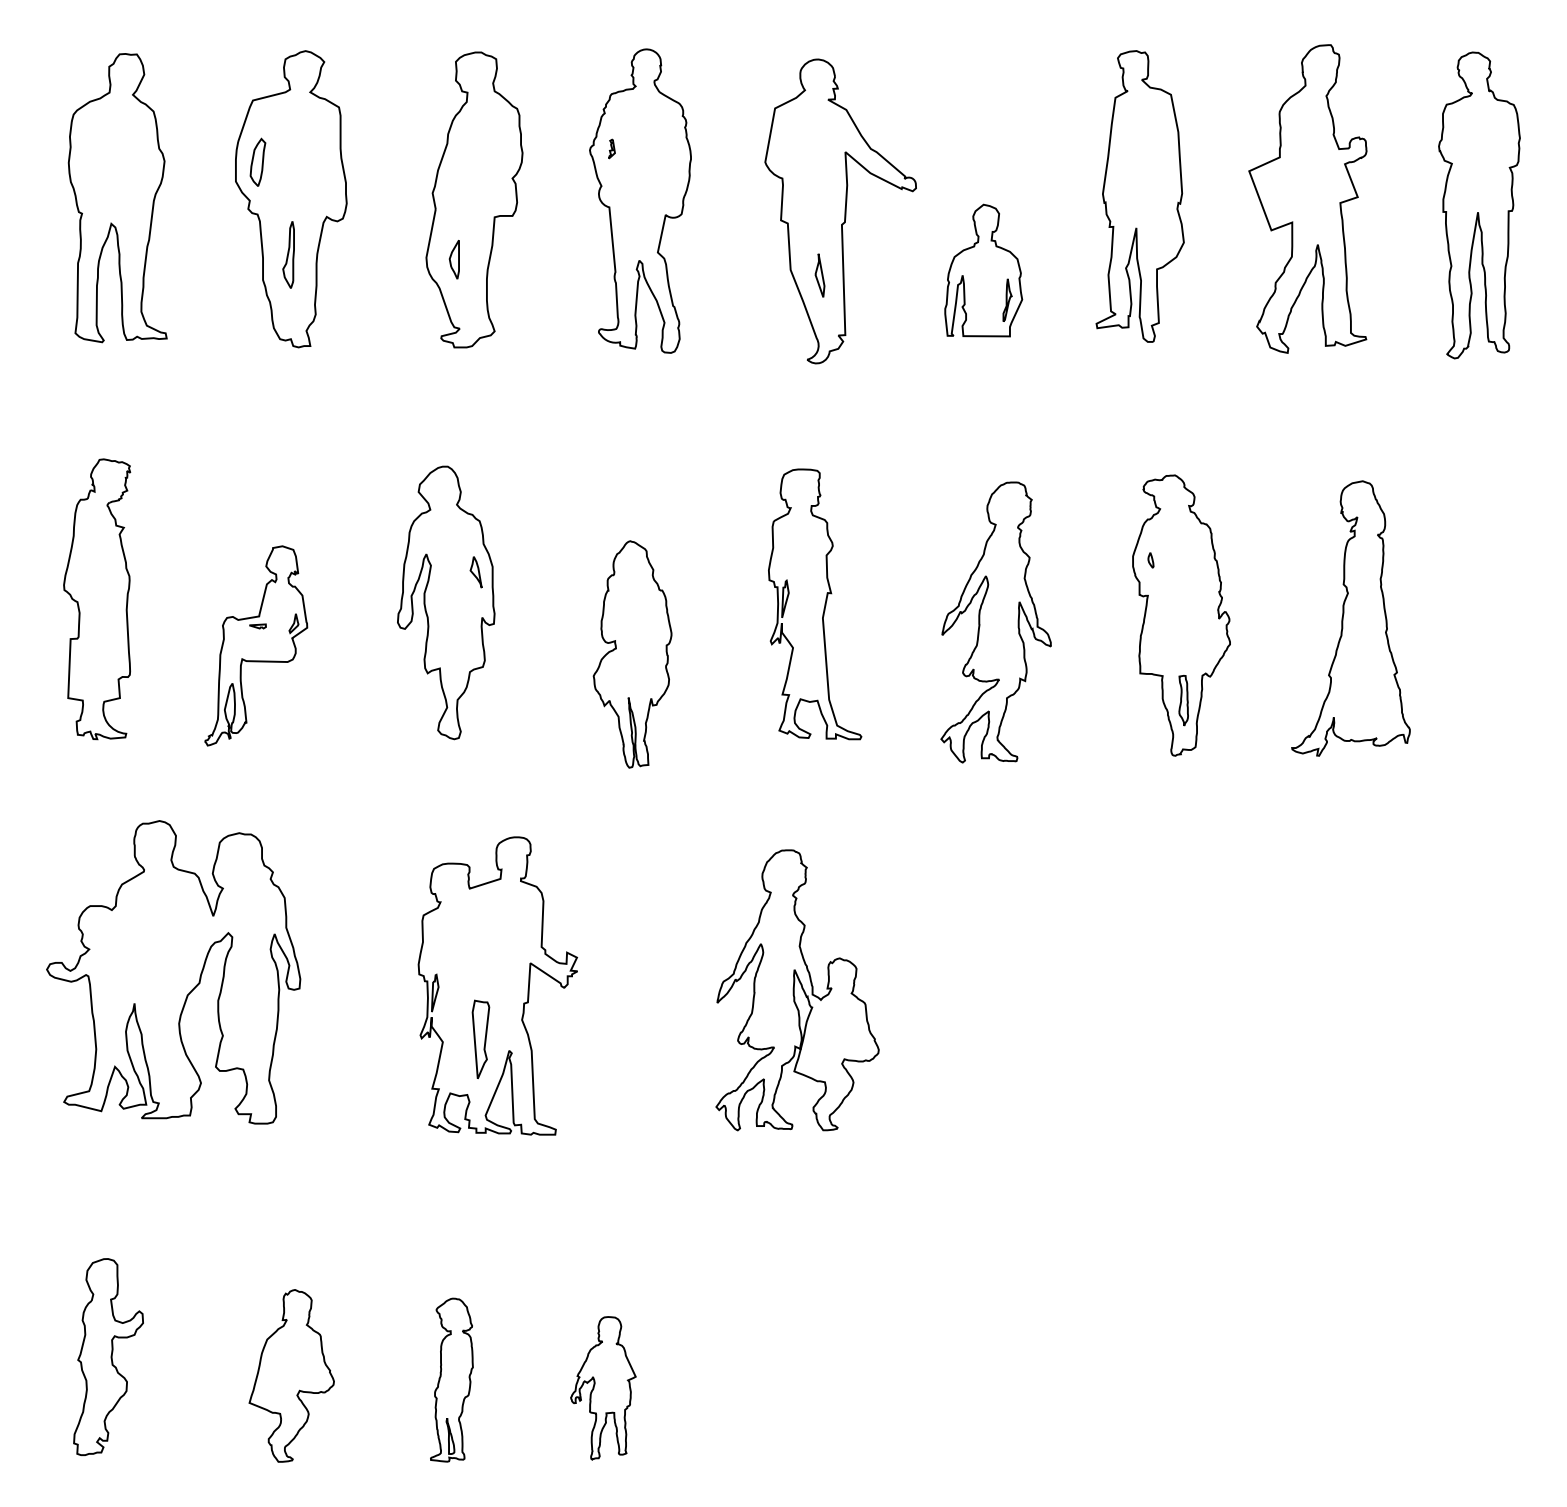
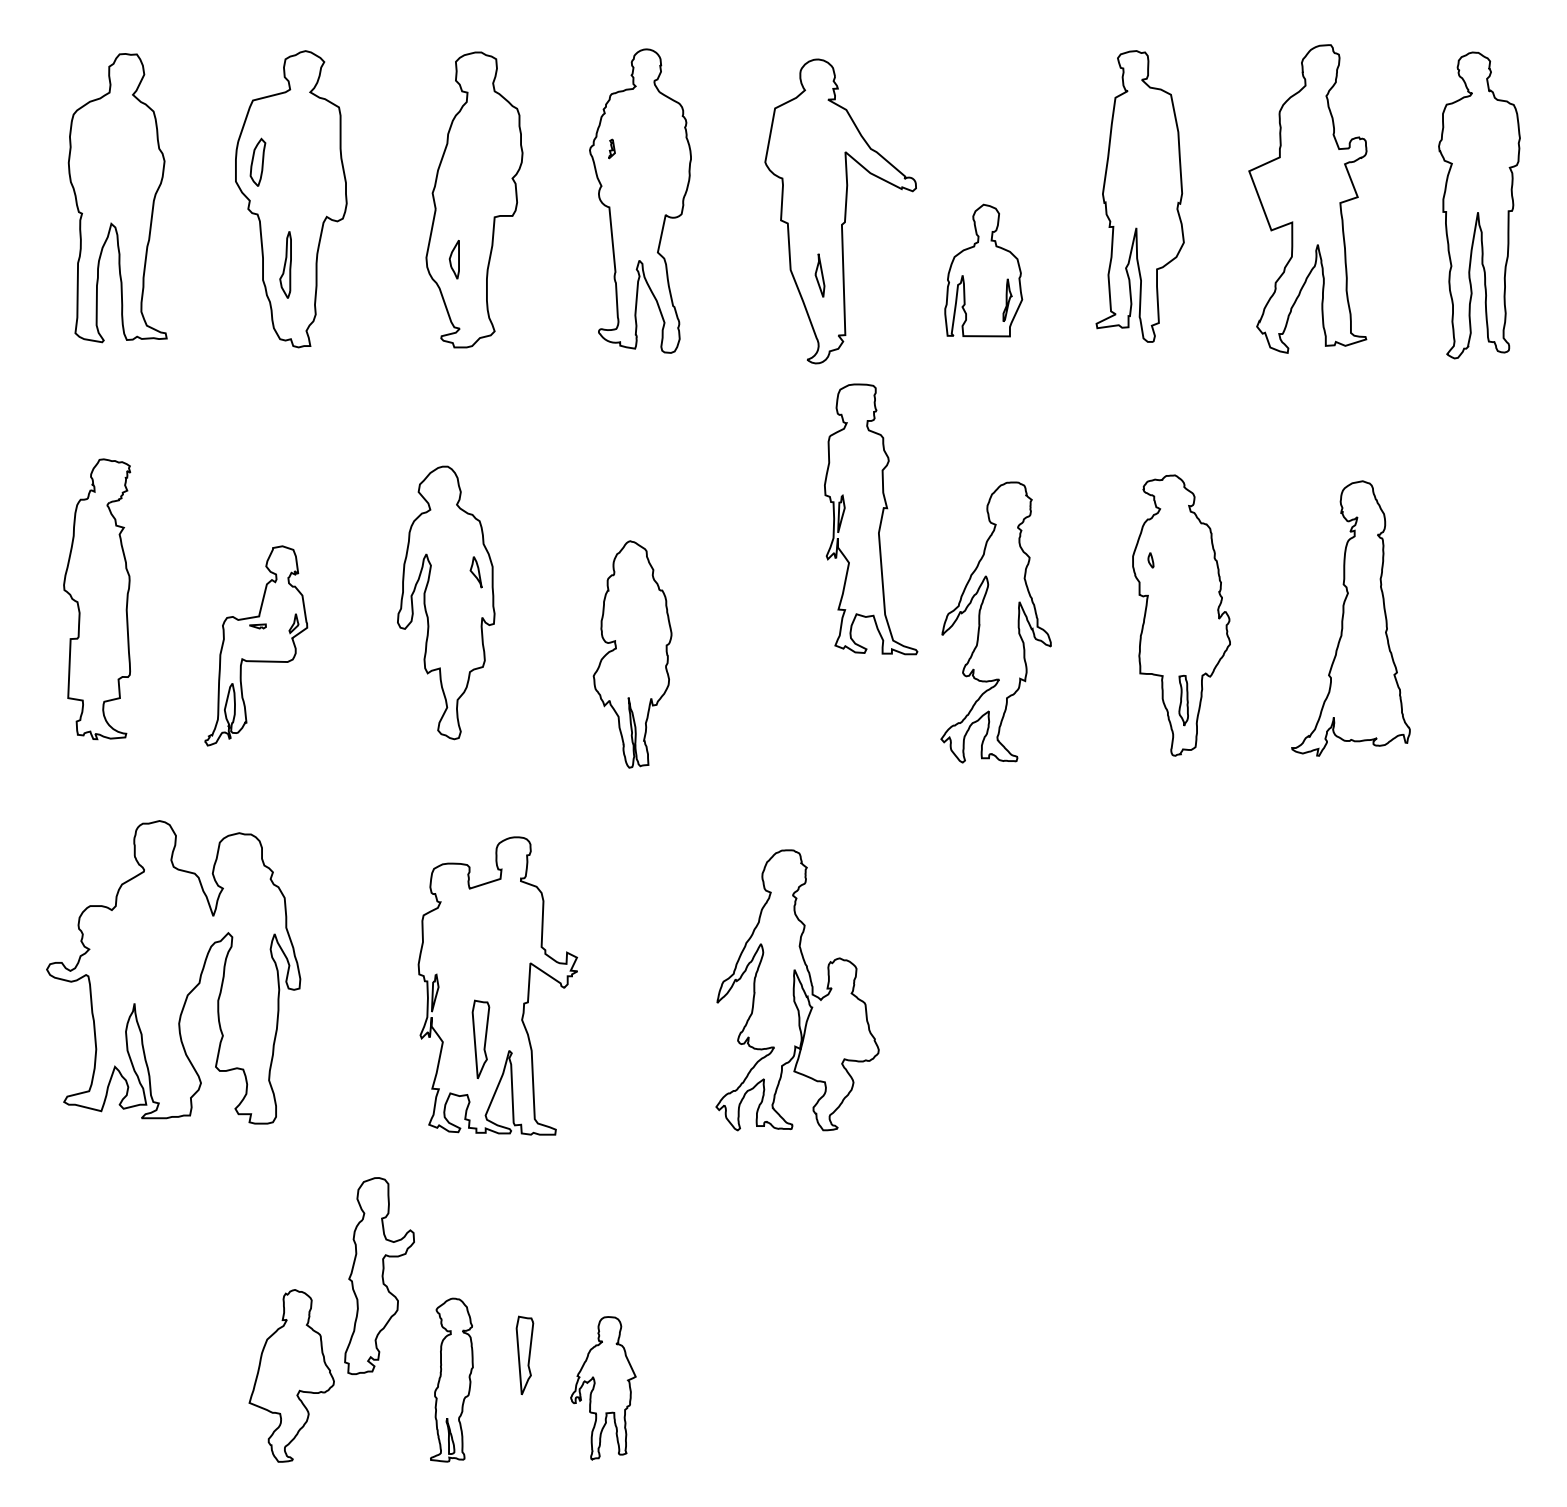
part position: (288, 254) -> (285, 264) (285, 264)
part position: (815, 604) -> (871, 519) (871, 519)
part: none -> present (524, 1355)
part position: (108, 1356) -> (379, 1275) (379, 1275)
